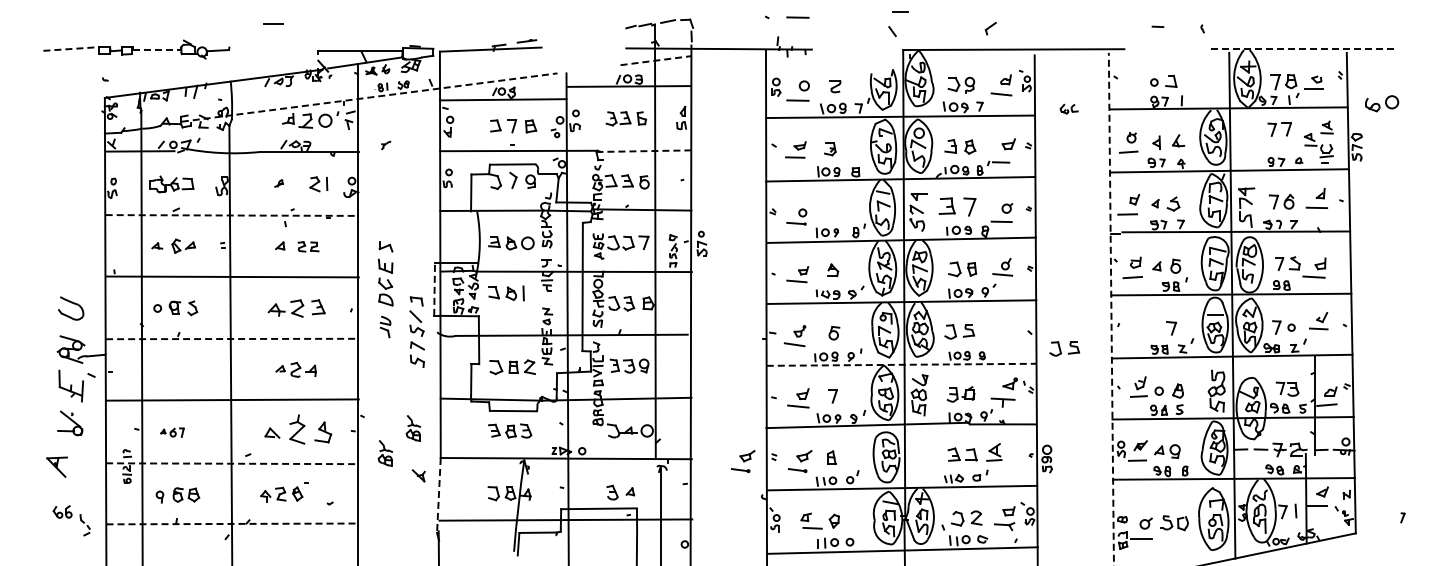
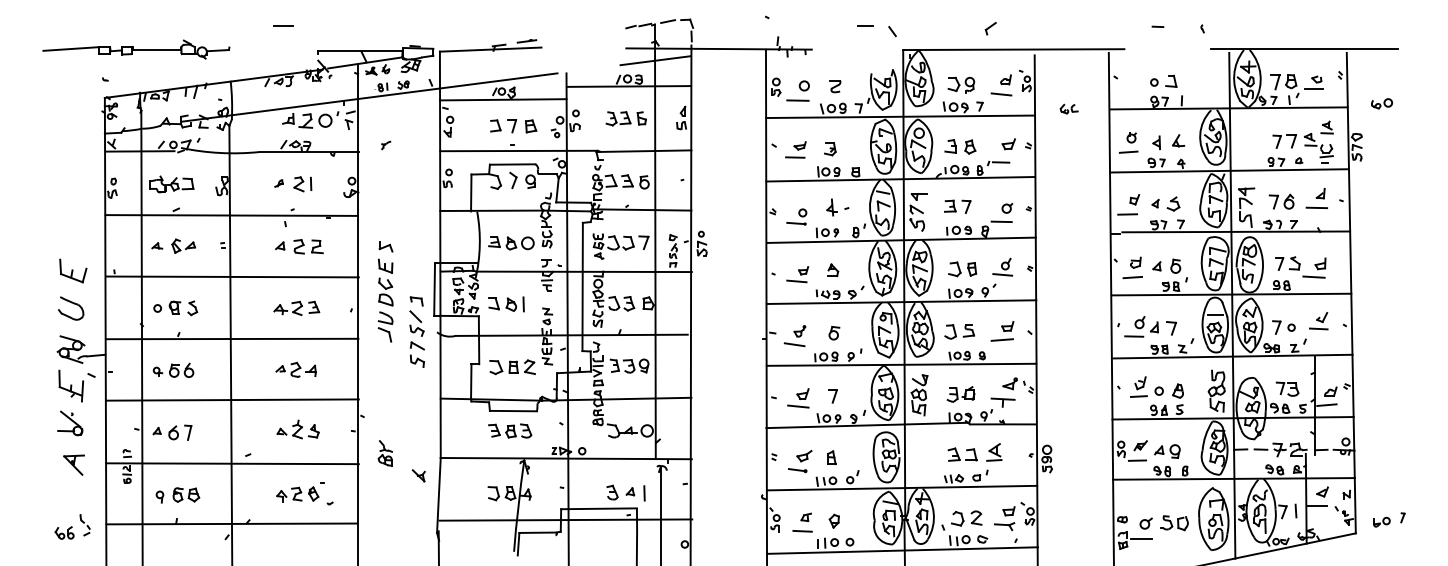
line position: (900, 11) -> (865, 25) (865, 25)
line: present -> none (797, 17)
line position: (273, 23) -> (283, 25) (283, 25)
line: dashed -> solid (71, 49)
line: dashed -> solid (1305, 49)
line: dashed -> solid (157, 50)
line: dashed -> solid (655, 60)
line: dashed -> solid (370, 97)
part size: 35x18 px -> 22x12 px (1381, 103)
part position: (1279, 129) -> (1284, 141) (1284, 141)
line: dashed -> solid (643, 151)
part position: (318, 184) -> (302, 184) (302, 184)
part size: 39x20 px -> 28x15 px (957, 206)
part: none -> present (837, 207)
line: dashed -> solid (232, 215)
part size: 23x12 px -> 31x16 px (308, 246)
part: none -> present (73, 270)
line: dashed -> solid (434, 289)
part position: (506, 293) -> (506, 304) (506, 304)
part size: 59x19 px -> 48x16 px (296, 307)
line: dashed -> solid (1111, 308)
part size: 13x24 px -> 17x32 px (385, 326)
part: none -> present (1141, 326)
part: none -> present (1002, 331)
line: dashed -> solid (232, 339)
part: present -> none (1064, 348)
line: dashed -> solid (901, 364)
part: none -> present (173, 369)
part: present -> none (412, 428)
part size: 69x31 px -> 44x21 px (297, 429)
part size: 25x11 px -> 41x17 px (172, 432)
part: present -> none (743, 461)
line: dashed -> solid (232, 463)
part position: (56, 466) -> (73, 464) (73, 464)
part position: (284, 492) -> (300, 492) (300, 492)
line: none -> present (644, 493)
line: dashed -> solid (438, 495)
part position: (62, 511) -> (64, 532) (64, 532)
part: none -> present (1381, 521)
line: dashed -> solid (232, 523)
line position: (812, 528) -> (802, 531) (802, 531)
